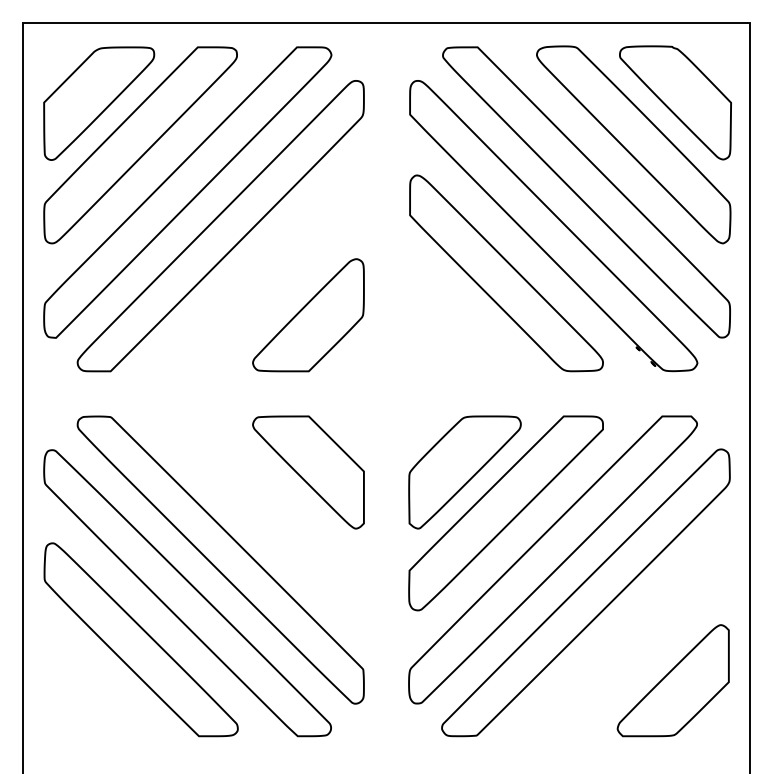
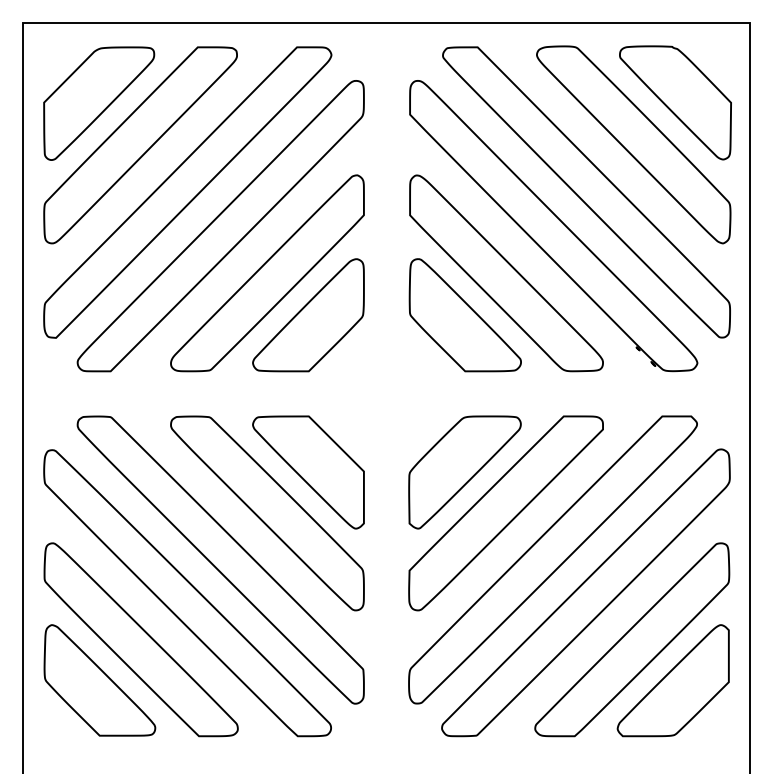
part: none -> present (267, 273)
part: none -> present (464, 315)
part: none -> present (267, 513)
part: none -> present (632, 639)
part: none -> present (99, 680)
